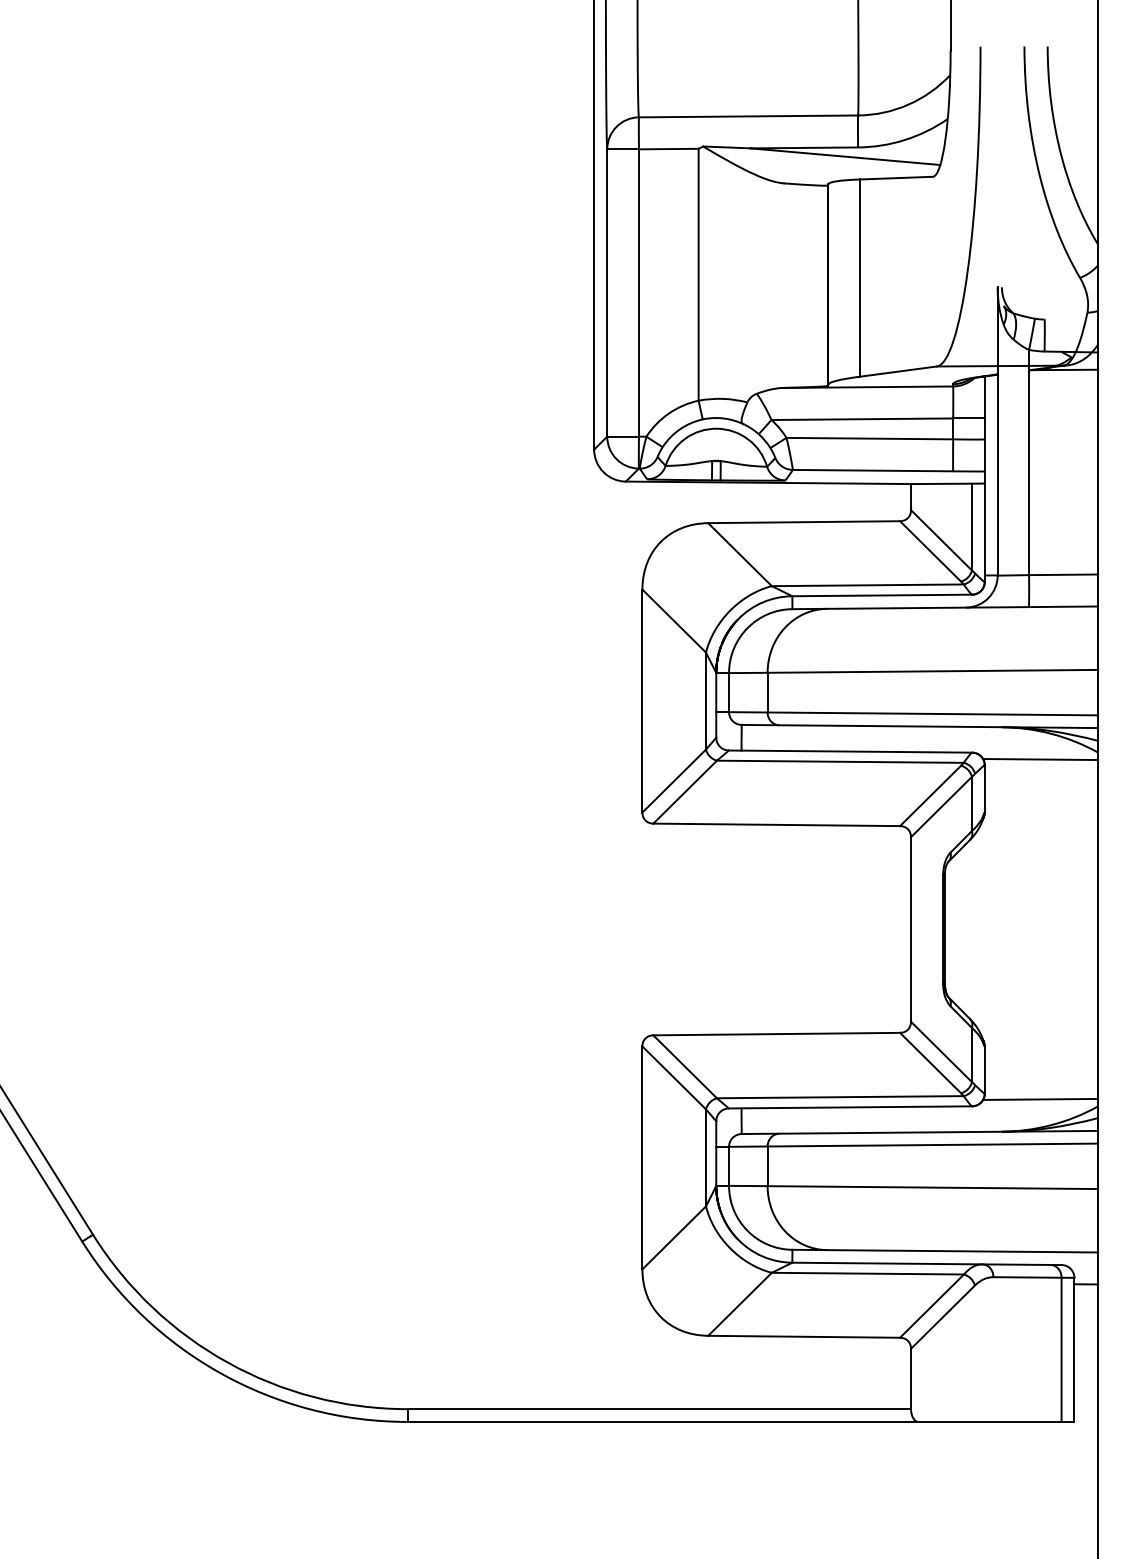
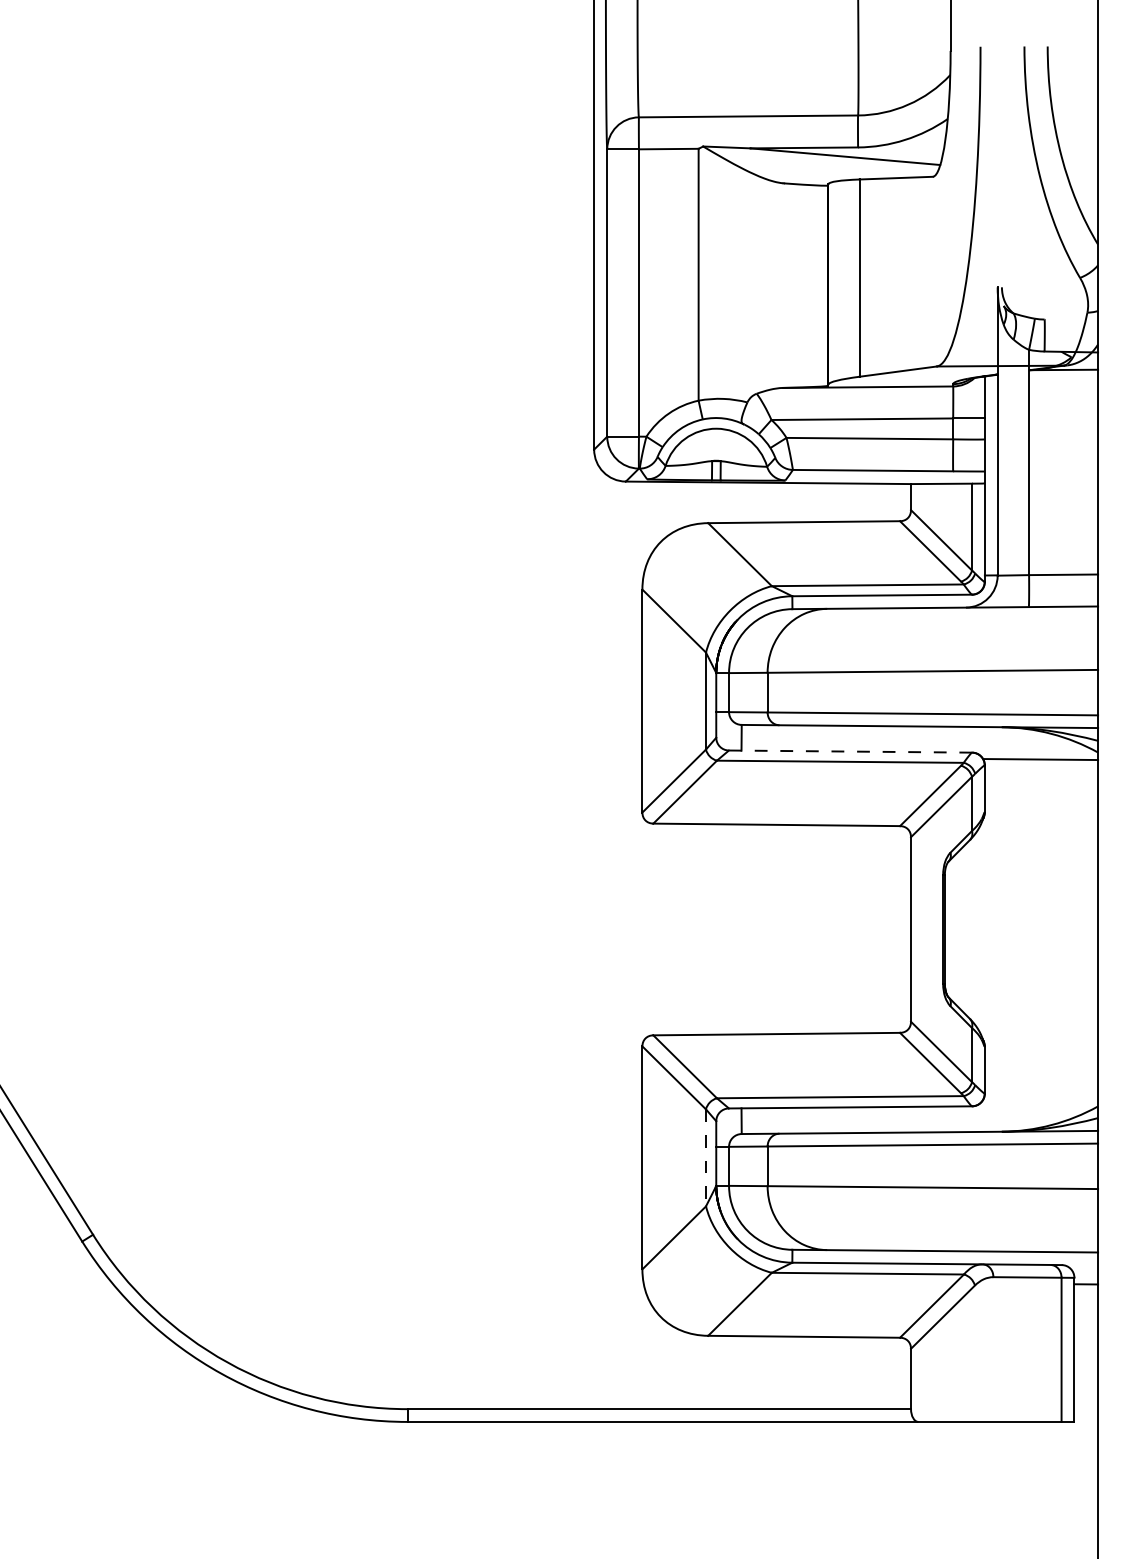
line: solid -> dashed (850, 751)
line: present -> none (1040, 1098)
line: solid -> dashed (705, 1157)
